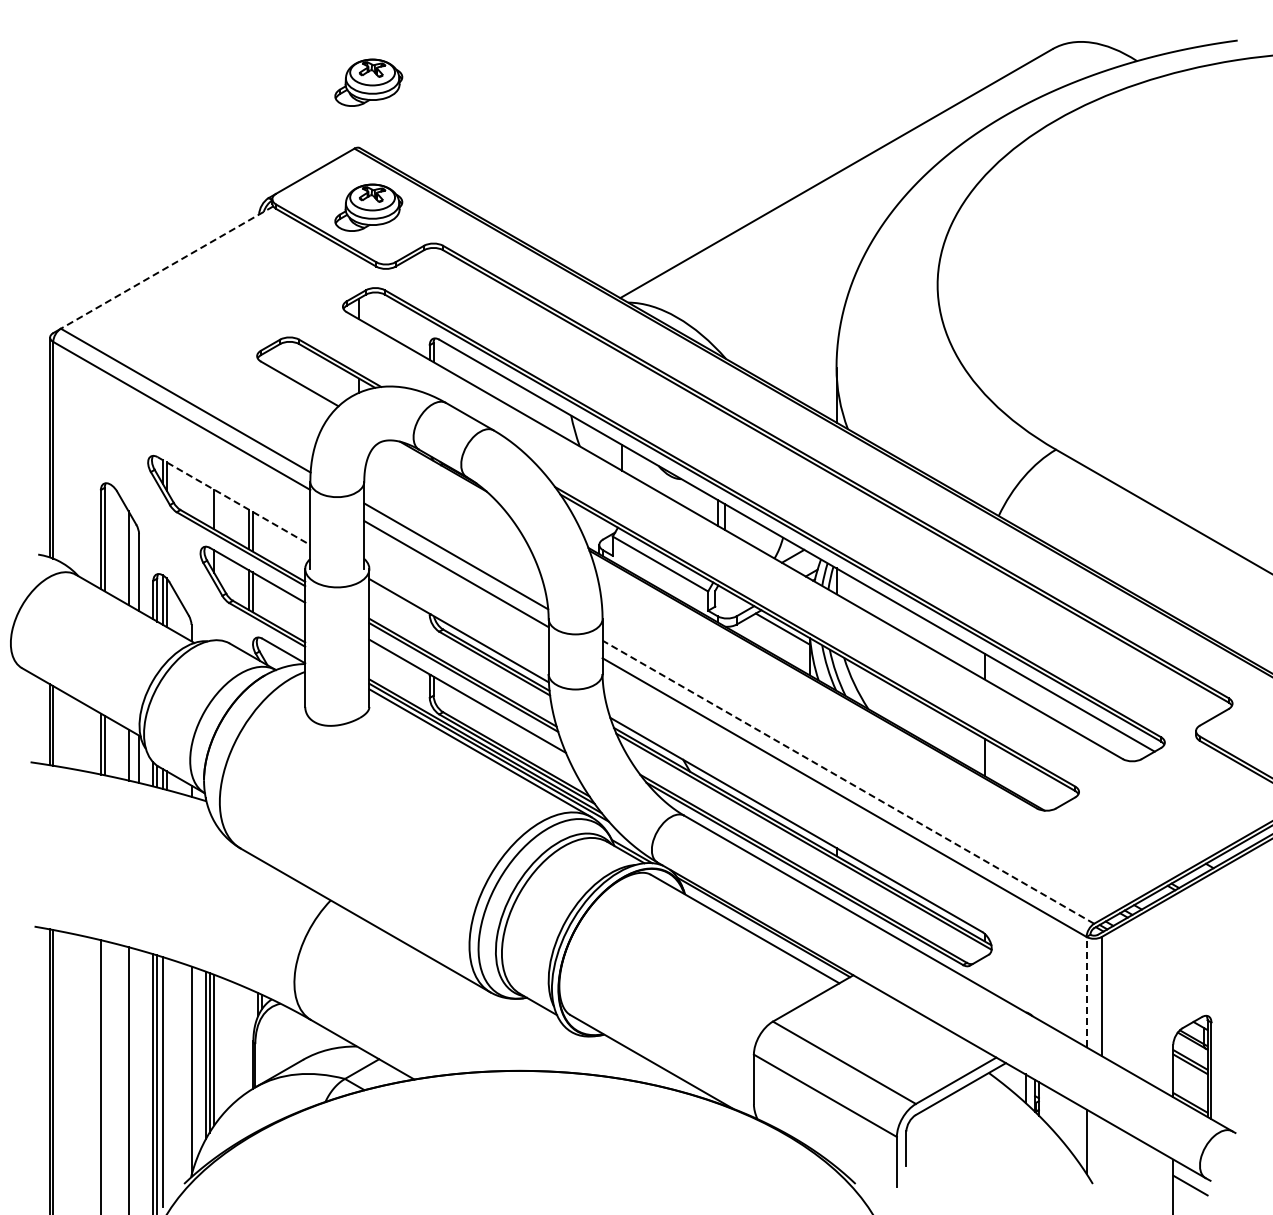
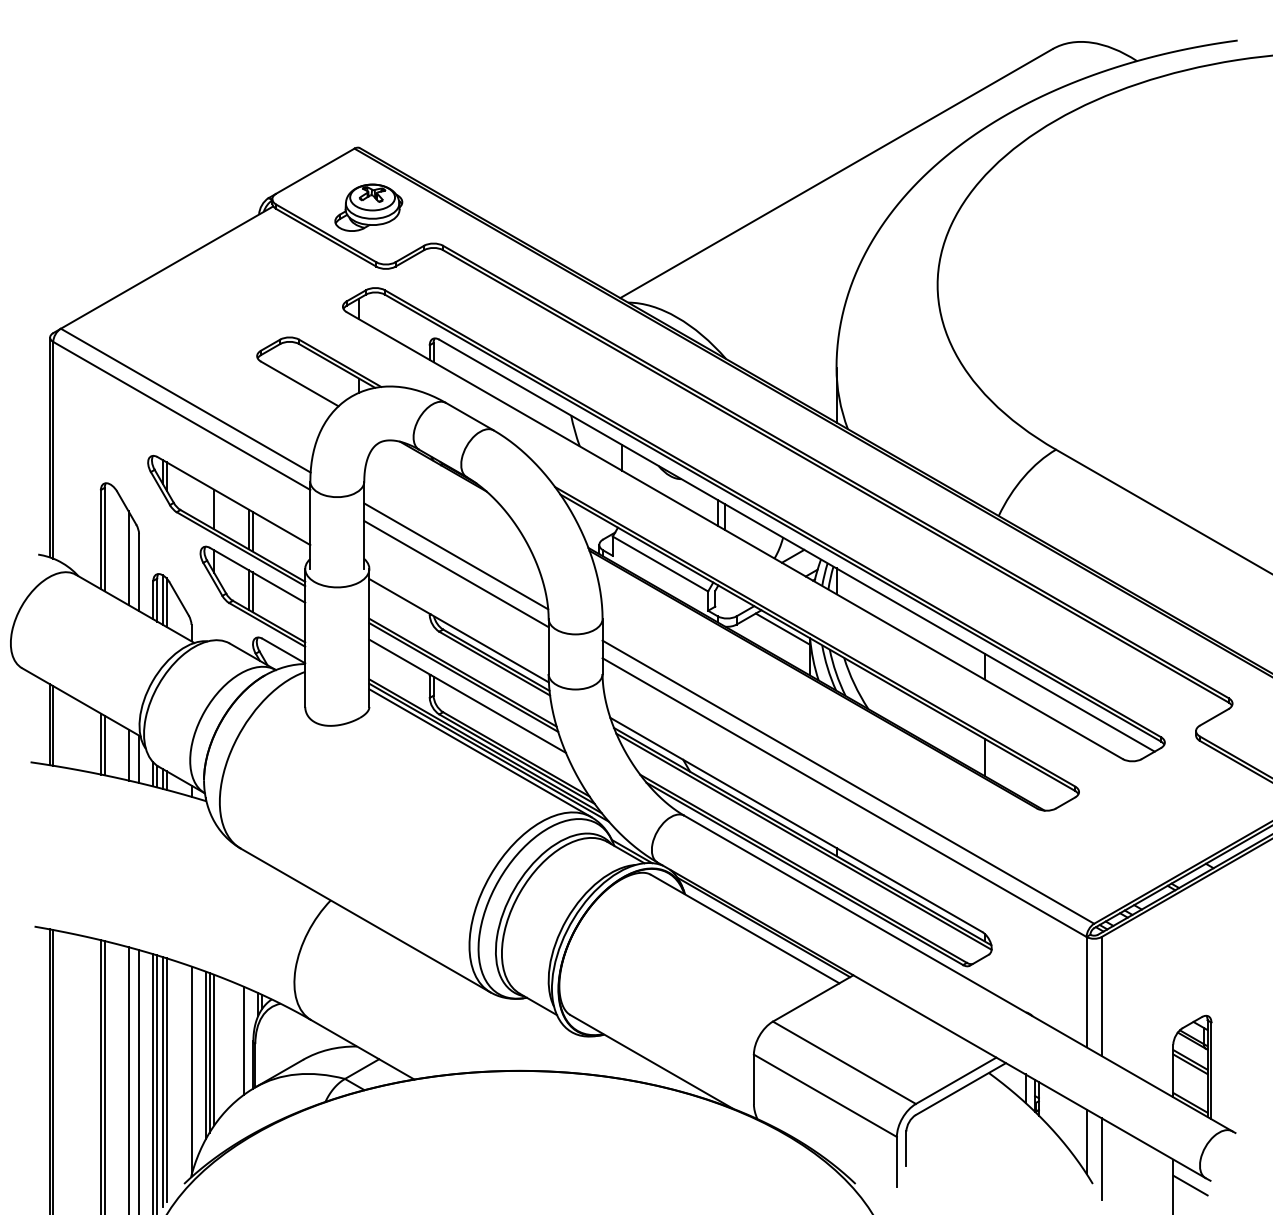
part: present -> none (368, 82)
line: dashed -> solid (167, 267)
line: dashed -> solid (234, 501)
line: dashed -> solid (848, 782)
line: dashed -> solid (1086, 991)
line: none -> present (243, 1040)
line: none -> present (104, 1076)
line: none -> present (139, 1080)
line: none -> present (166, 1080)
line: none -> present (1101, 1158)
